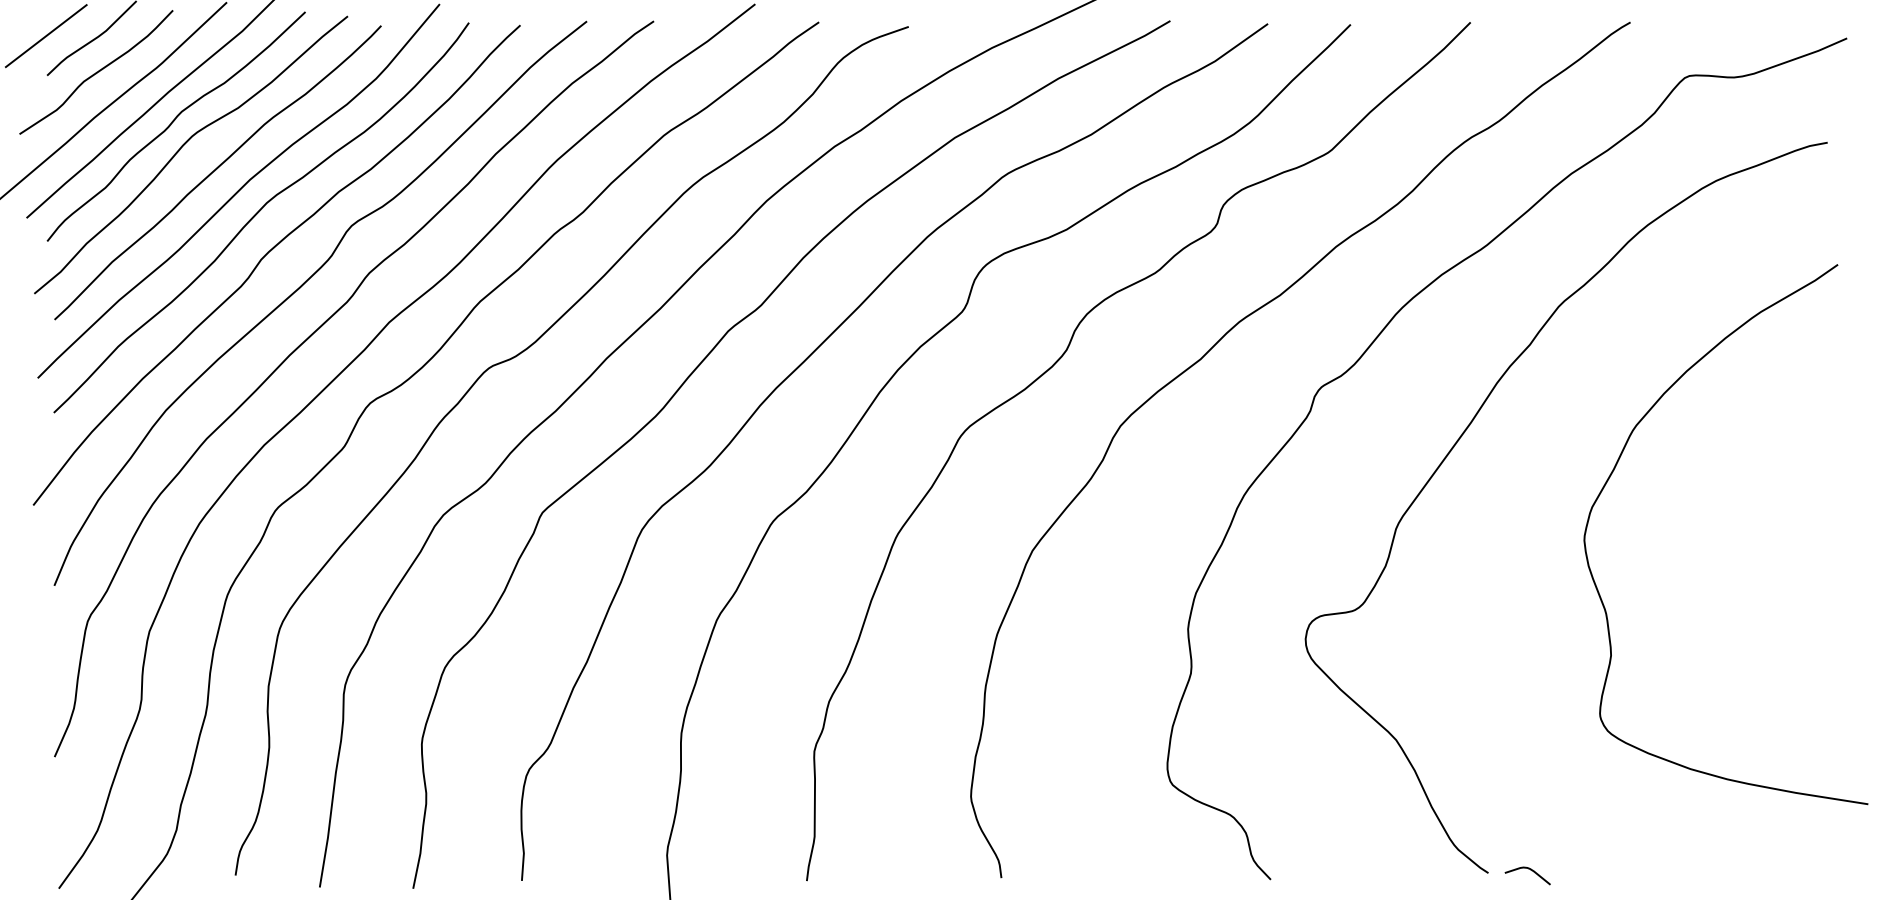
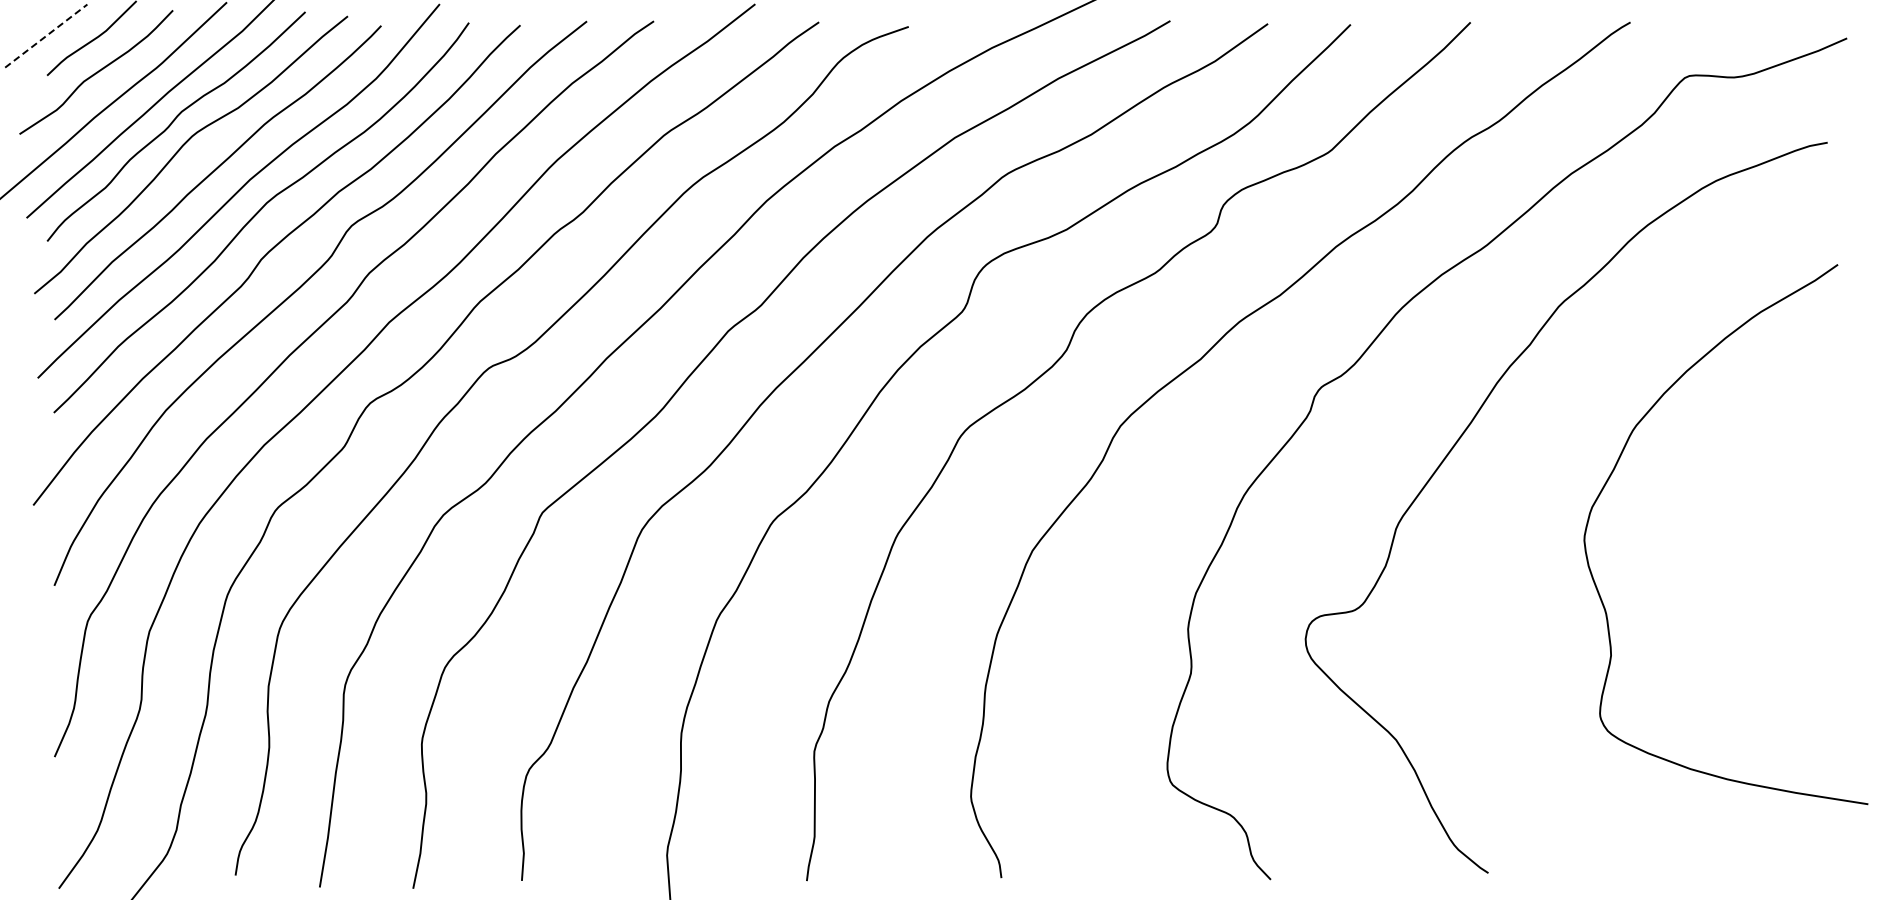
line: solid -> dashed (46, 36)
curve: present -> none (1530, 870)
